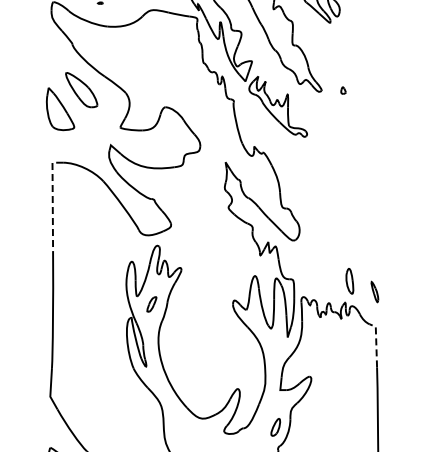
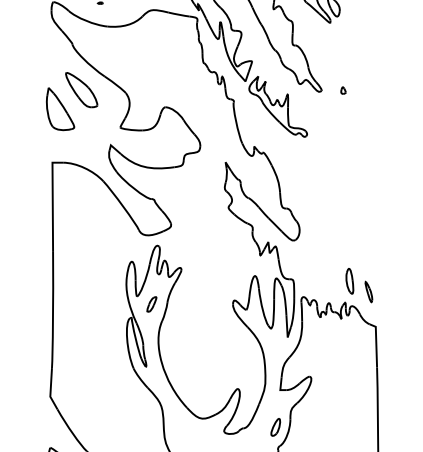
line: dashed -> solid (52, 201)
part position: (374, 291) -> (368, 291) (368, 291)
line: dashed -> solid (376, 342)
